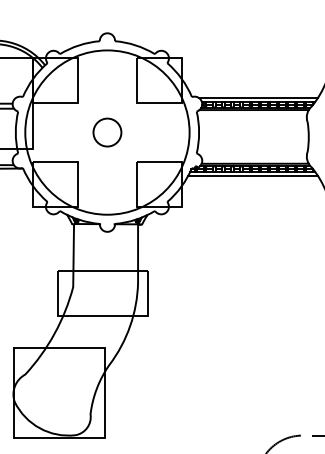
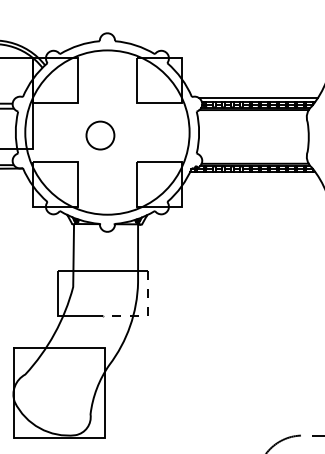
circle position: (107, 132) -> (100, 135) (100, 135)
line: present -> none (252, 175)
line: solid -> dashed (148, 316)
